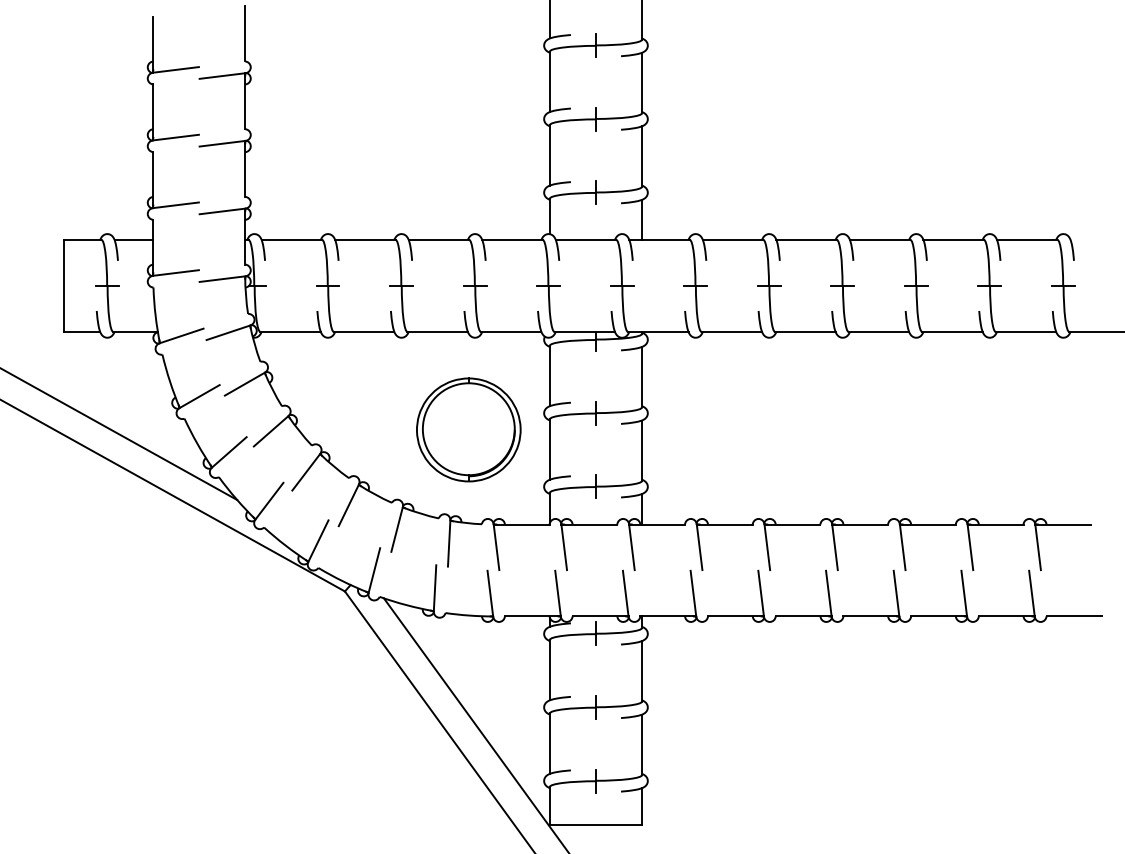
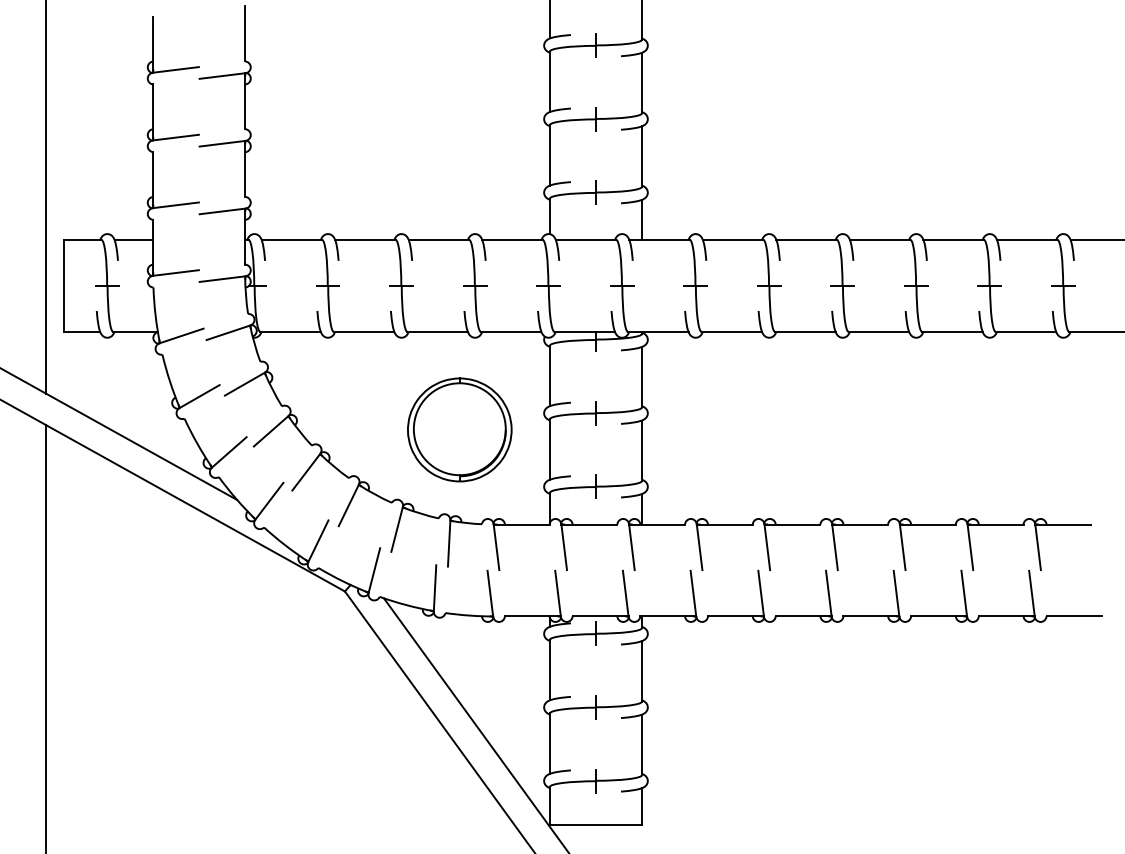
line: none -> present (46, 197)
line: none -> present (1095, 239)
part position: (468, 429) -> (459, 429) (459, 429)
line: none -> present (46, 637)
